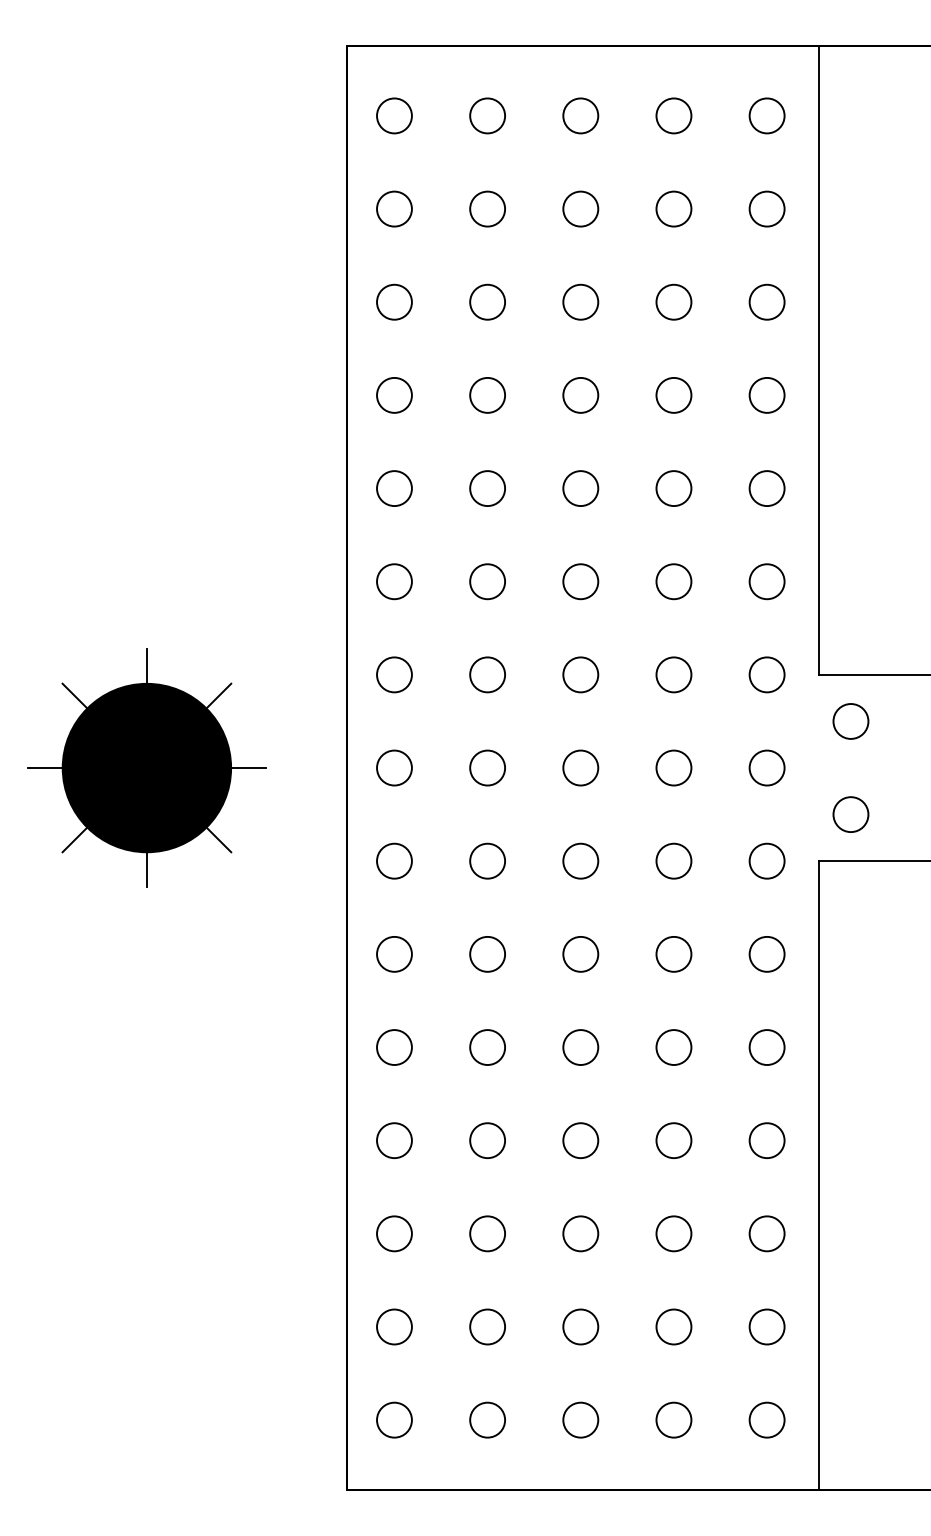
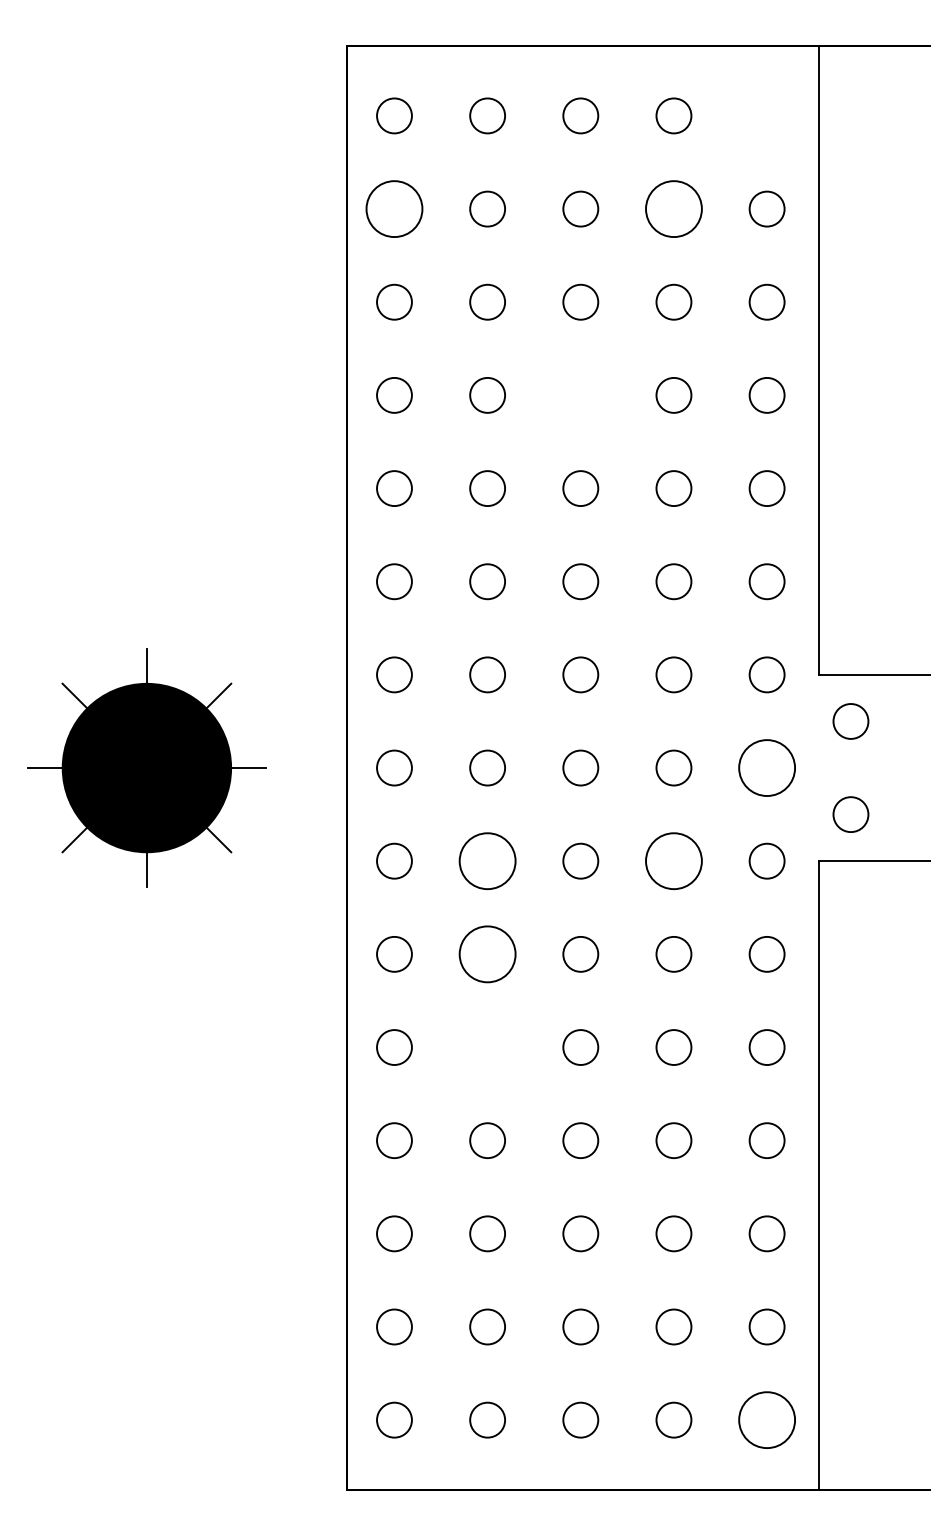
circle: present -> none (766, 115)
circle diameter: 35 px -> 56 px (394, 209)
circle diameter: 35 px -> 56 px (673, 209)
circle: present -> none (580, 395)
circle diameter: 35 px -> 56 px (767, 768)
circle diameter: 35 px -> 56 px (487, 861)
circle diameter: 35 px -> 56 px (673, 861)
circle diameter: 35 px -> 56 px (487, 954)
circle: present -> none (487, 1047)
circle diameter: 35 px -> 56 px (767, 1420)
